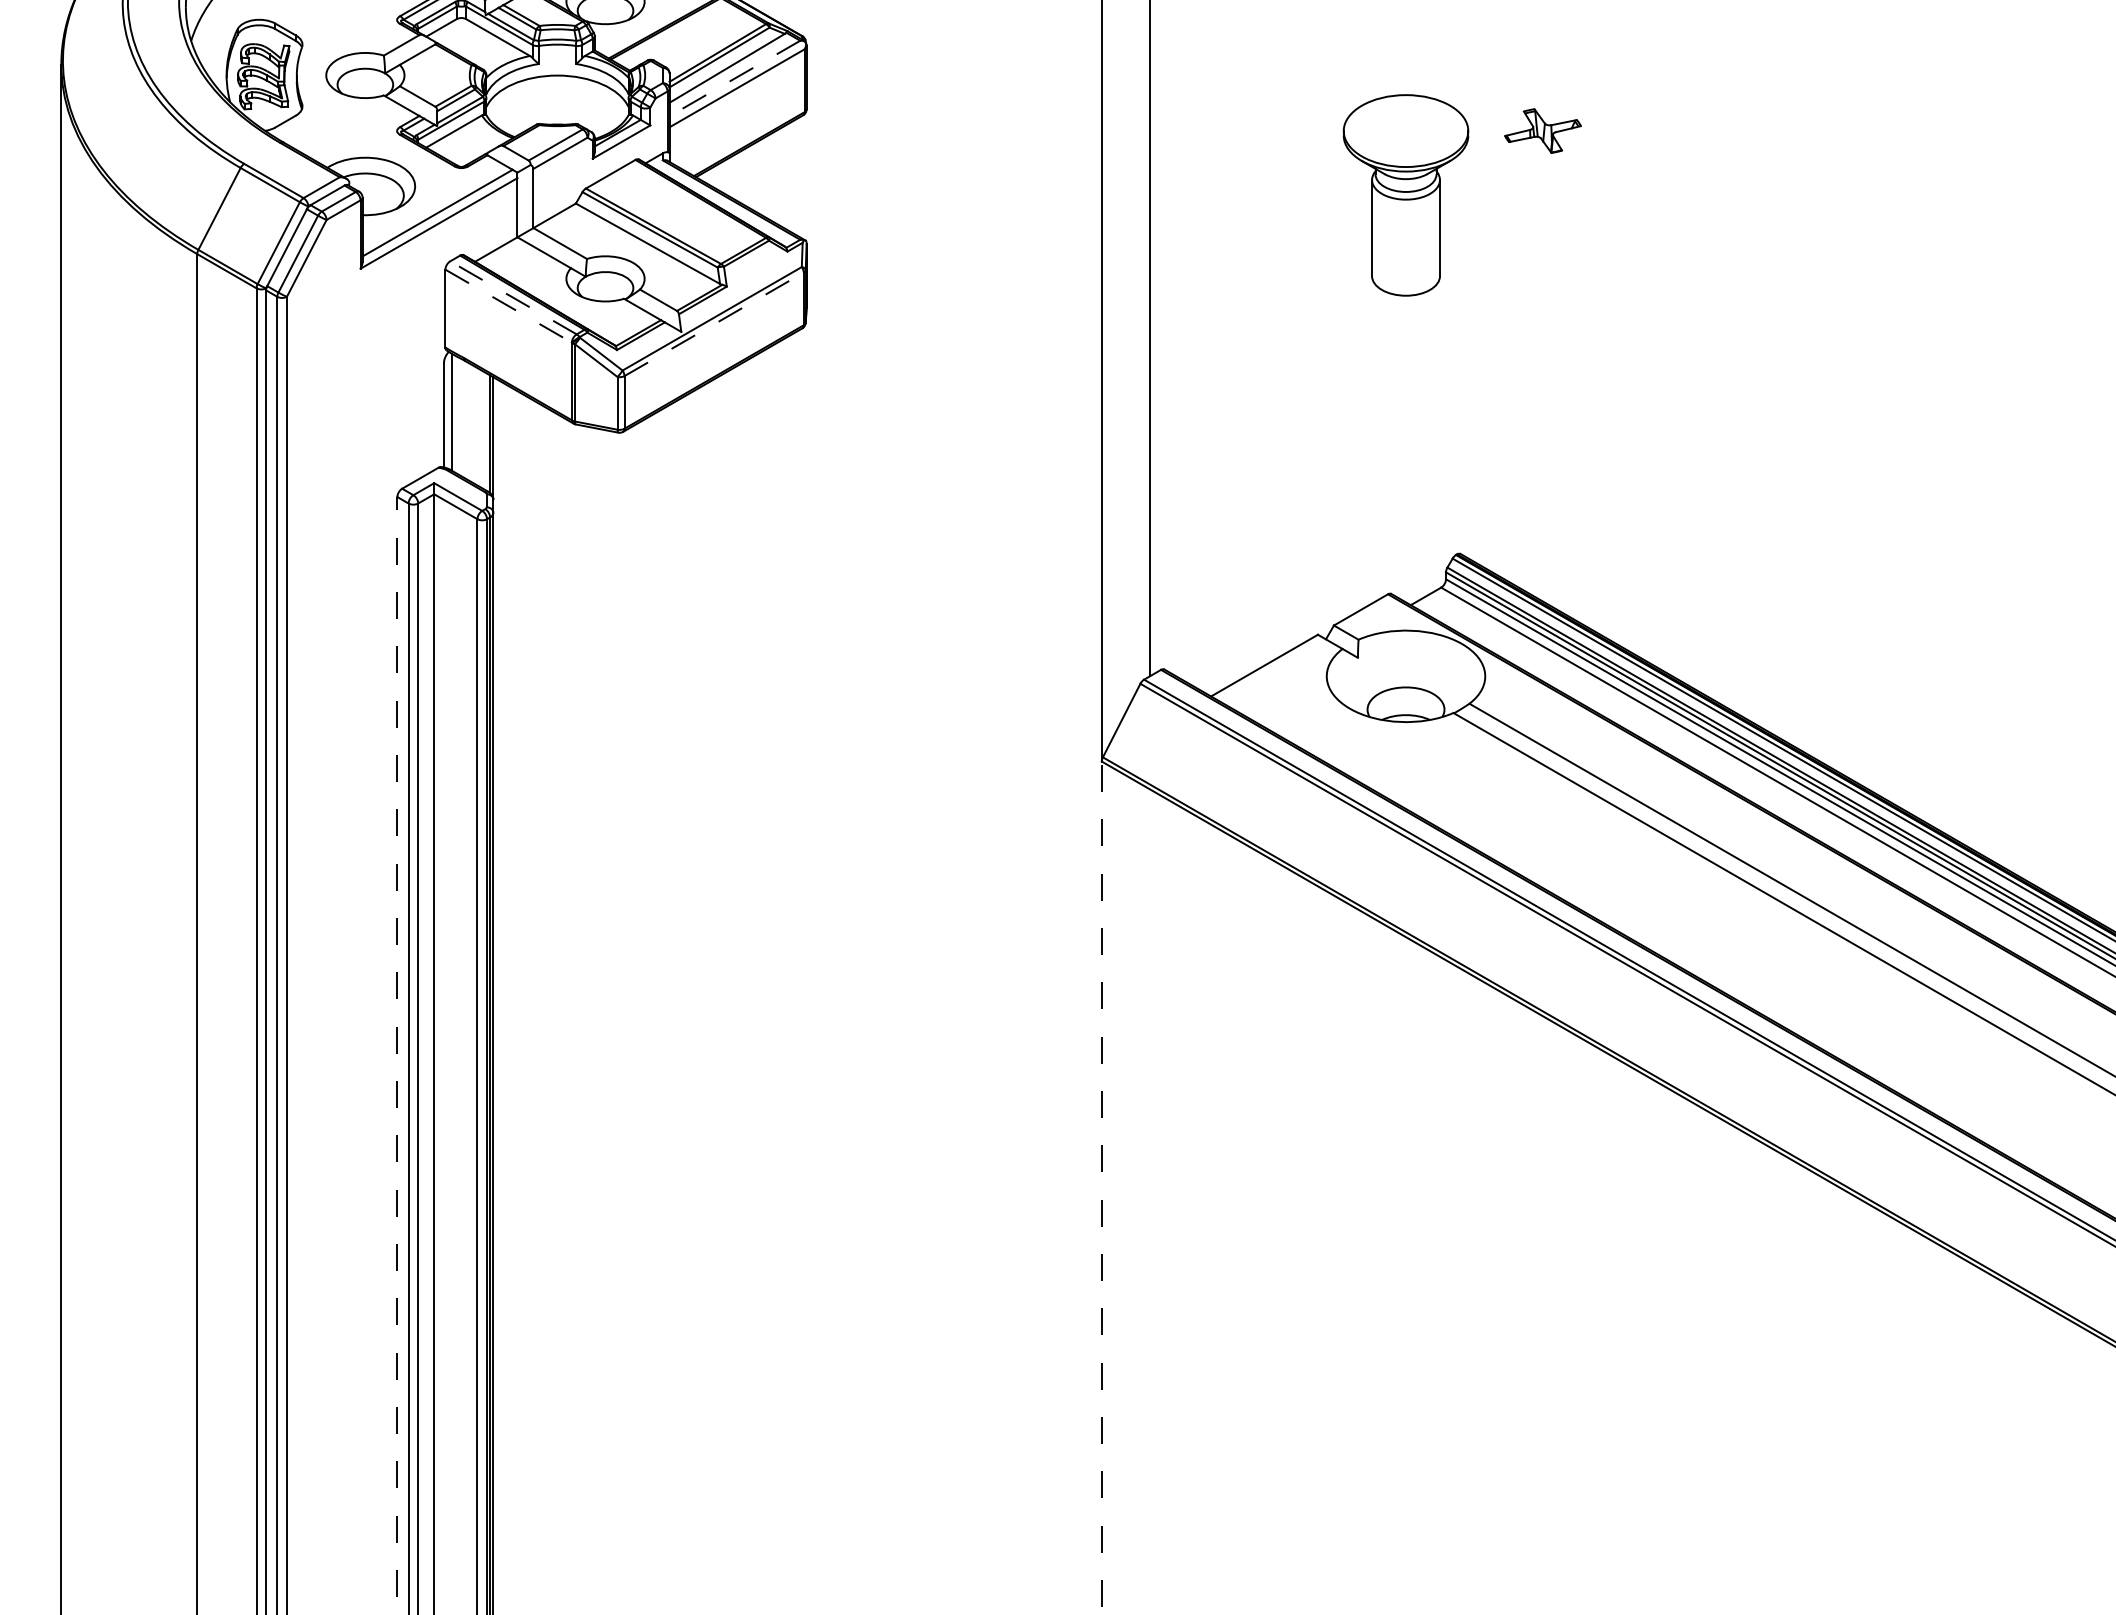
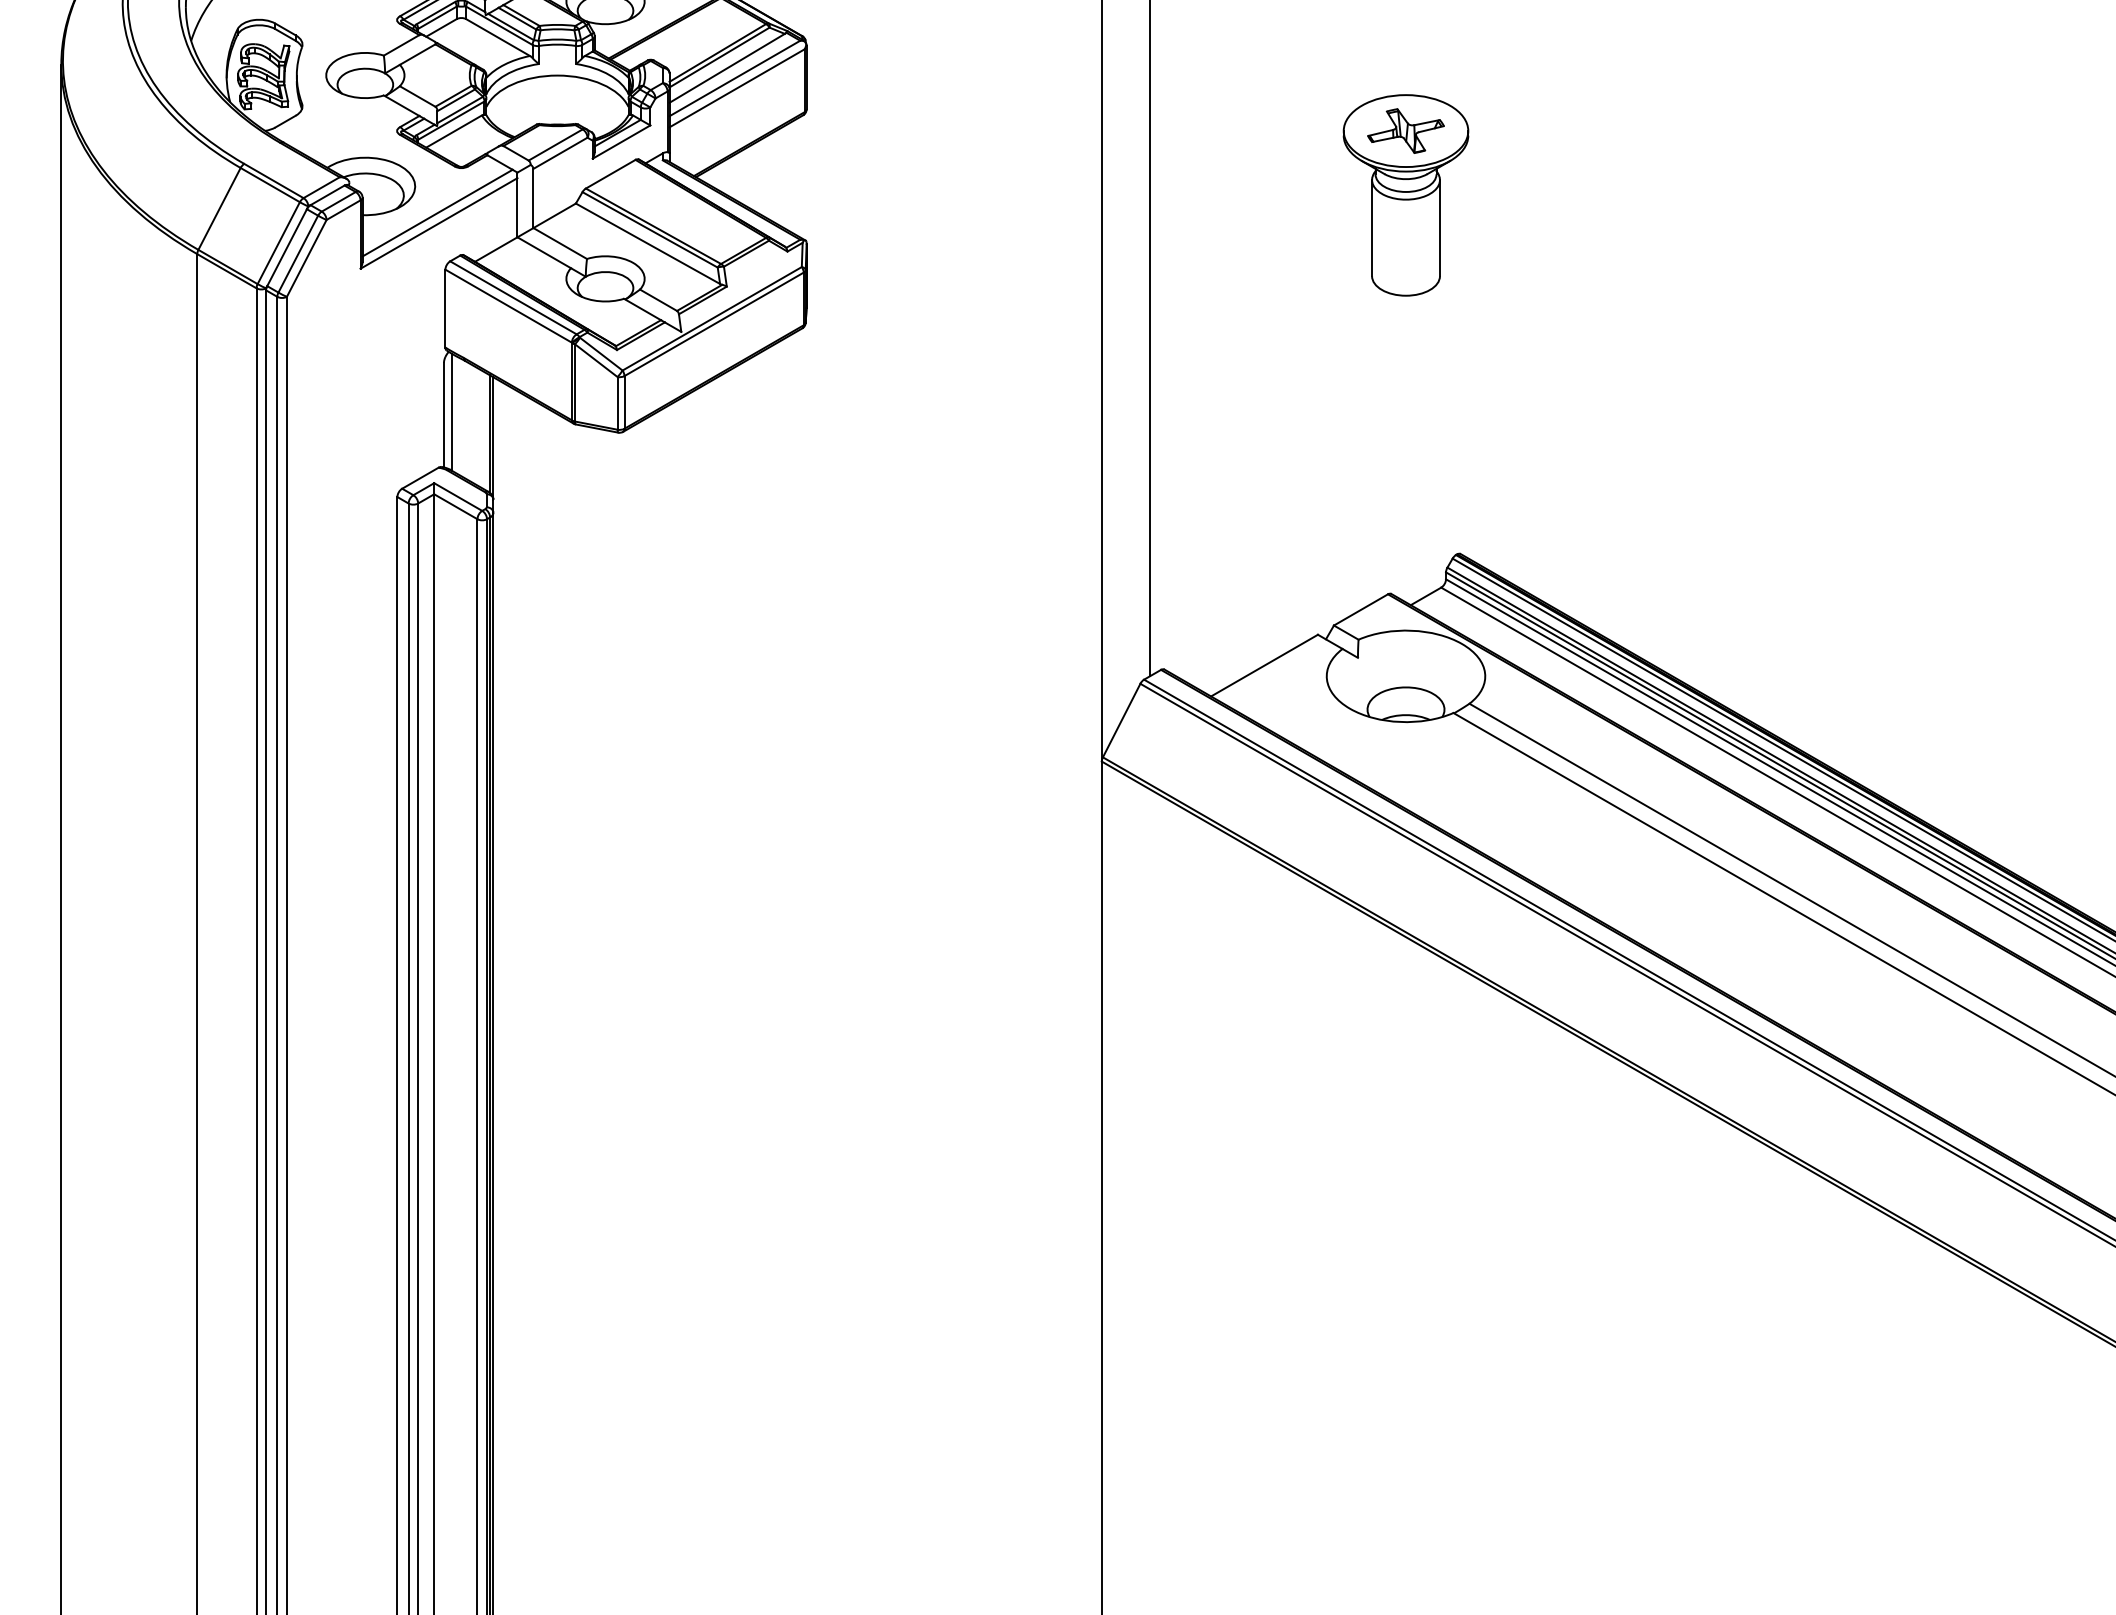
line: dashed -> solid (734, 78)
part position: (1542, 130) -> (1405, 130) (1405, 130)
line: dashed -> solid (513, 297)
line: dashed -> solid (509, 306)
line: dashed -> solid (714, 324)
line: dashed -> solid (397, 1055)
line: dashed -> solid (1101, 1187)
